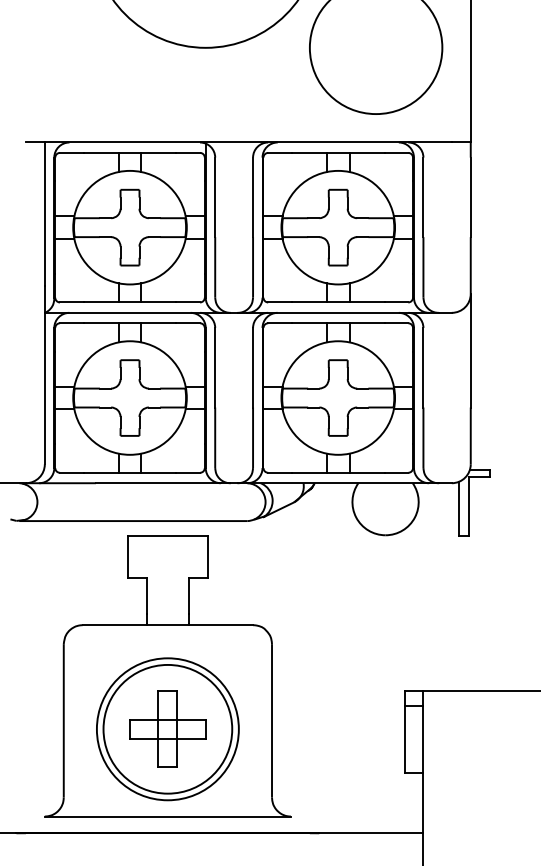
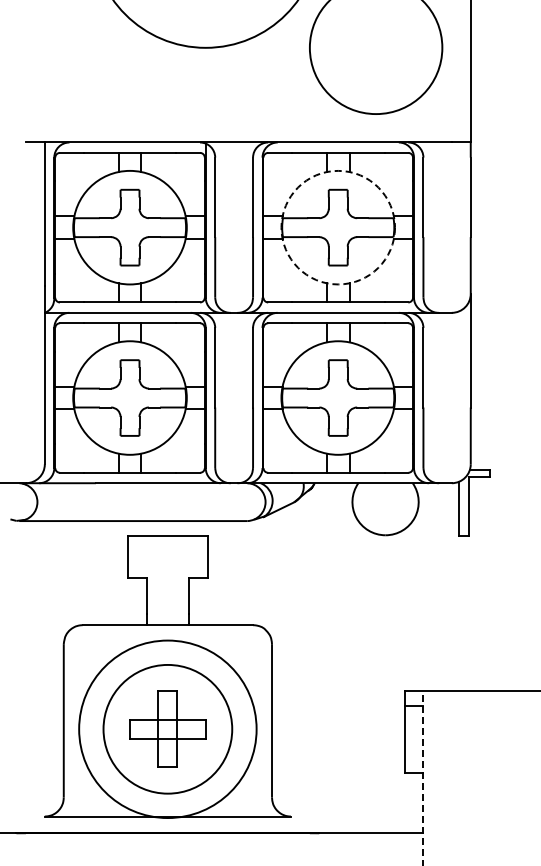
circle: solid -> dashed (338, 227)
circle diameter: 142 px -> 177 px (167, 729)
line: solid -> dashed (423, 778)
